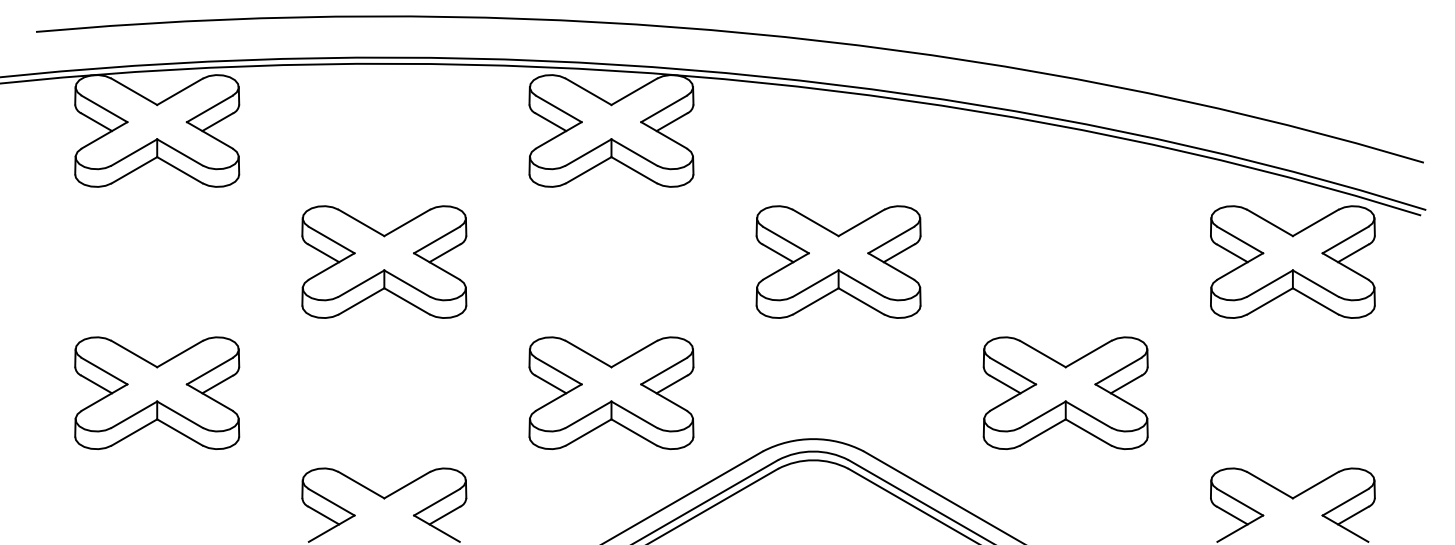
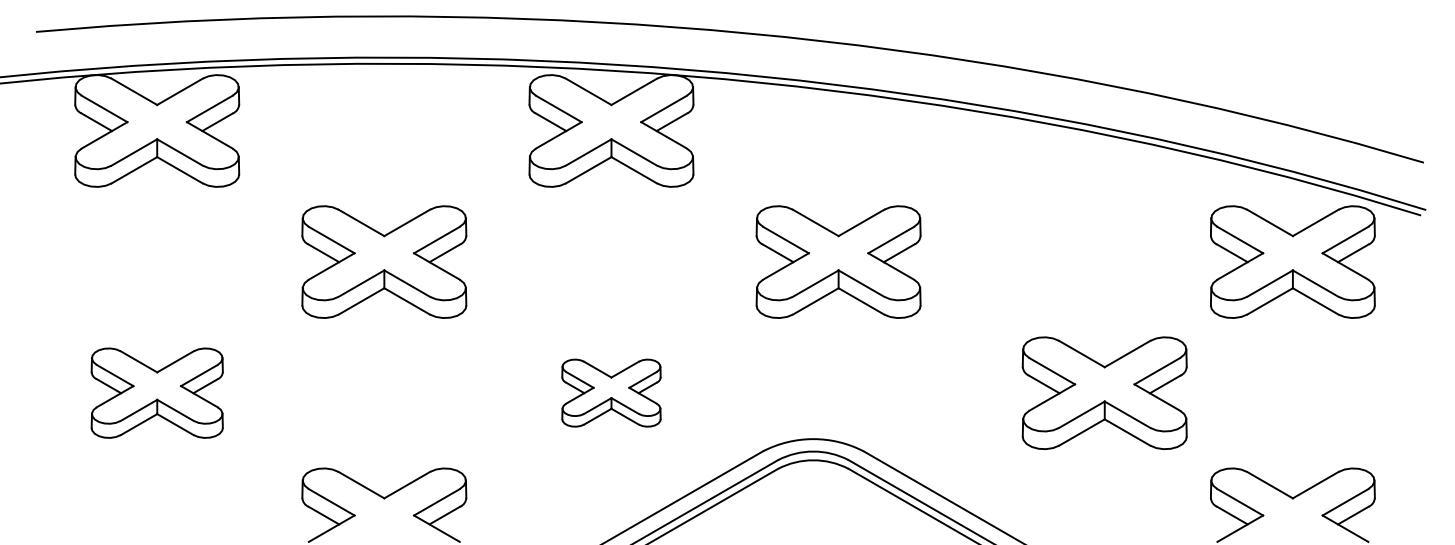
part size: 167x114 px -> 134x92 px (156, 392)
part size: 167x114 px -> 101x70 px (611, 392)
part position: (1065, 392) -> (1104, 392) (1104, 392)
